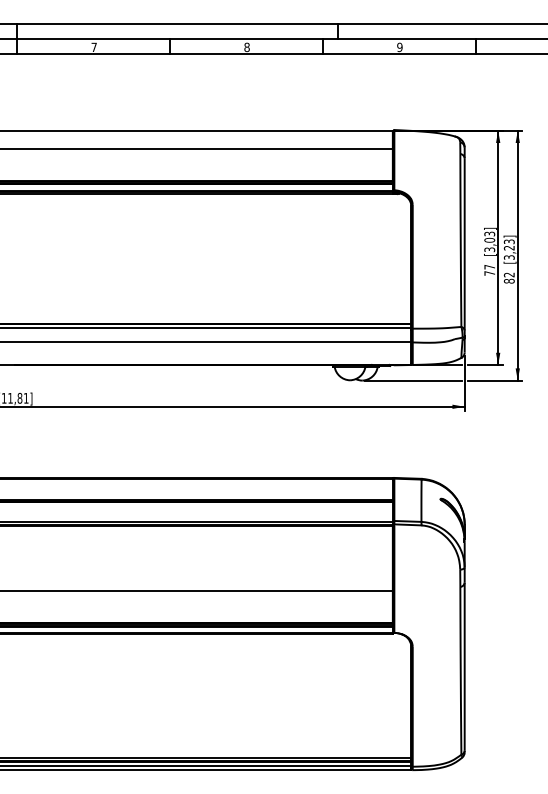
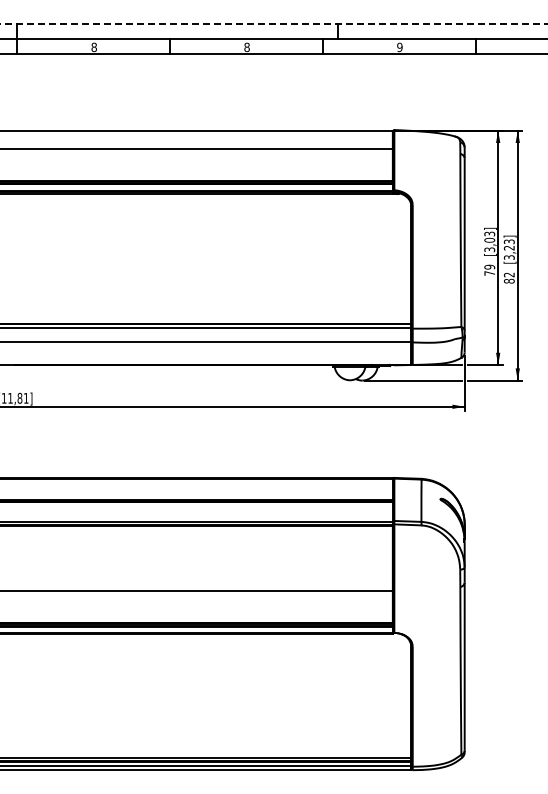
line: solid -> dashed (273, 23)
text: 7 -> 8 (93, 47)
text: 77 -> 79 (489, 266)
